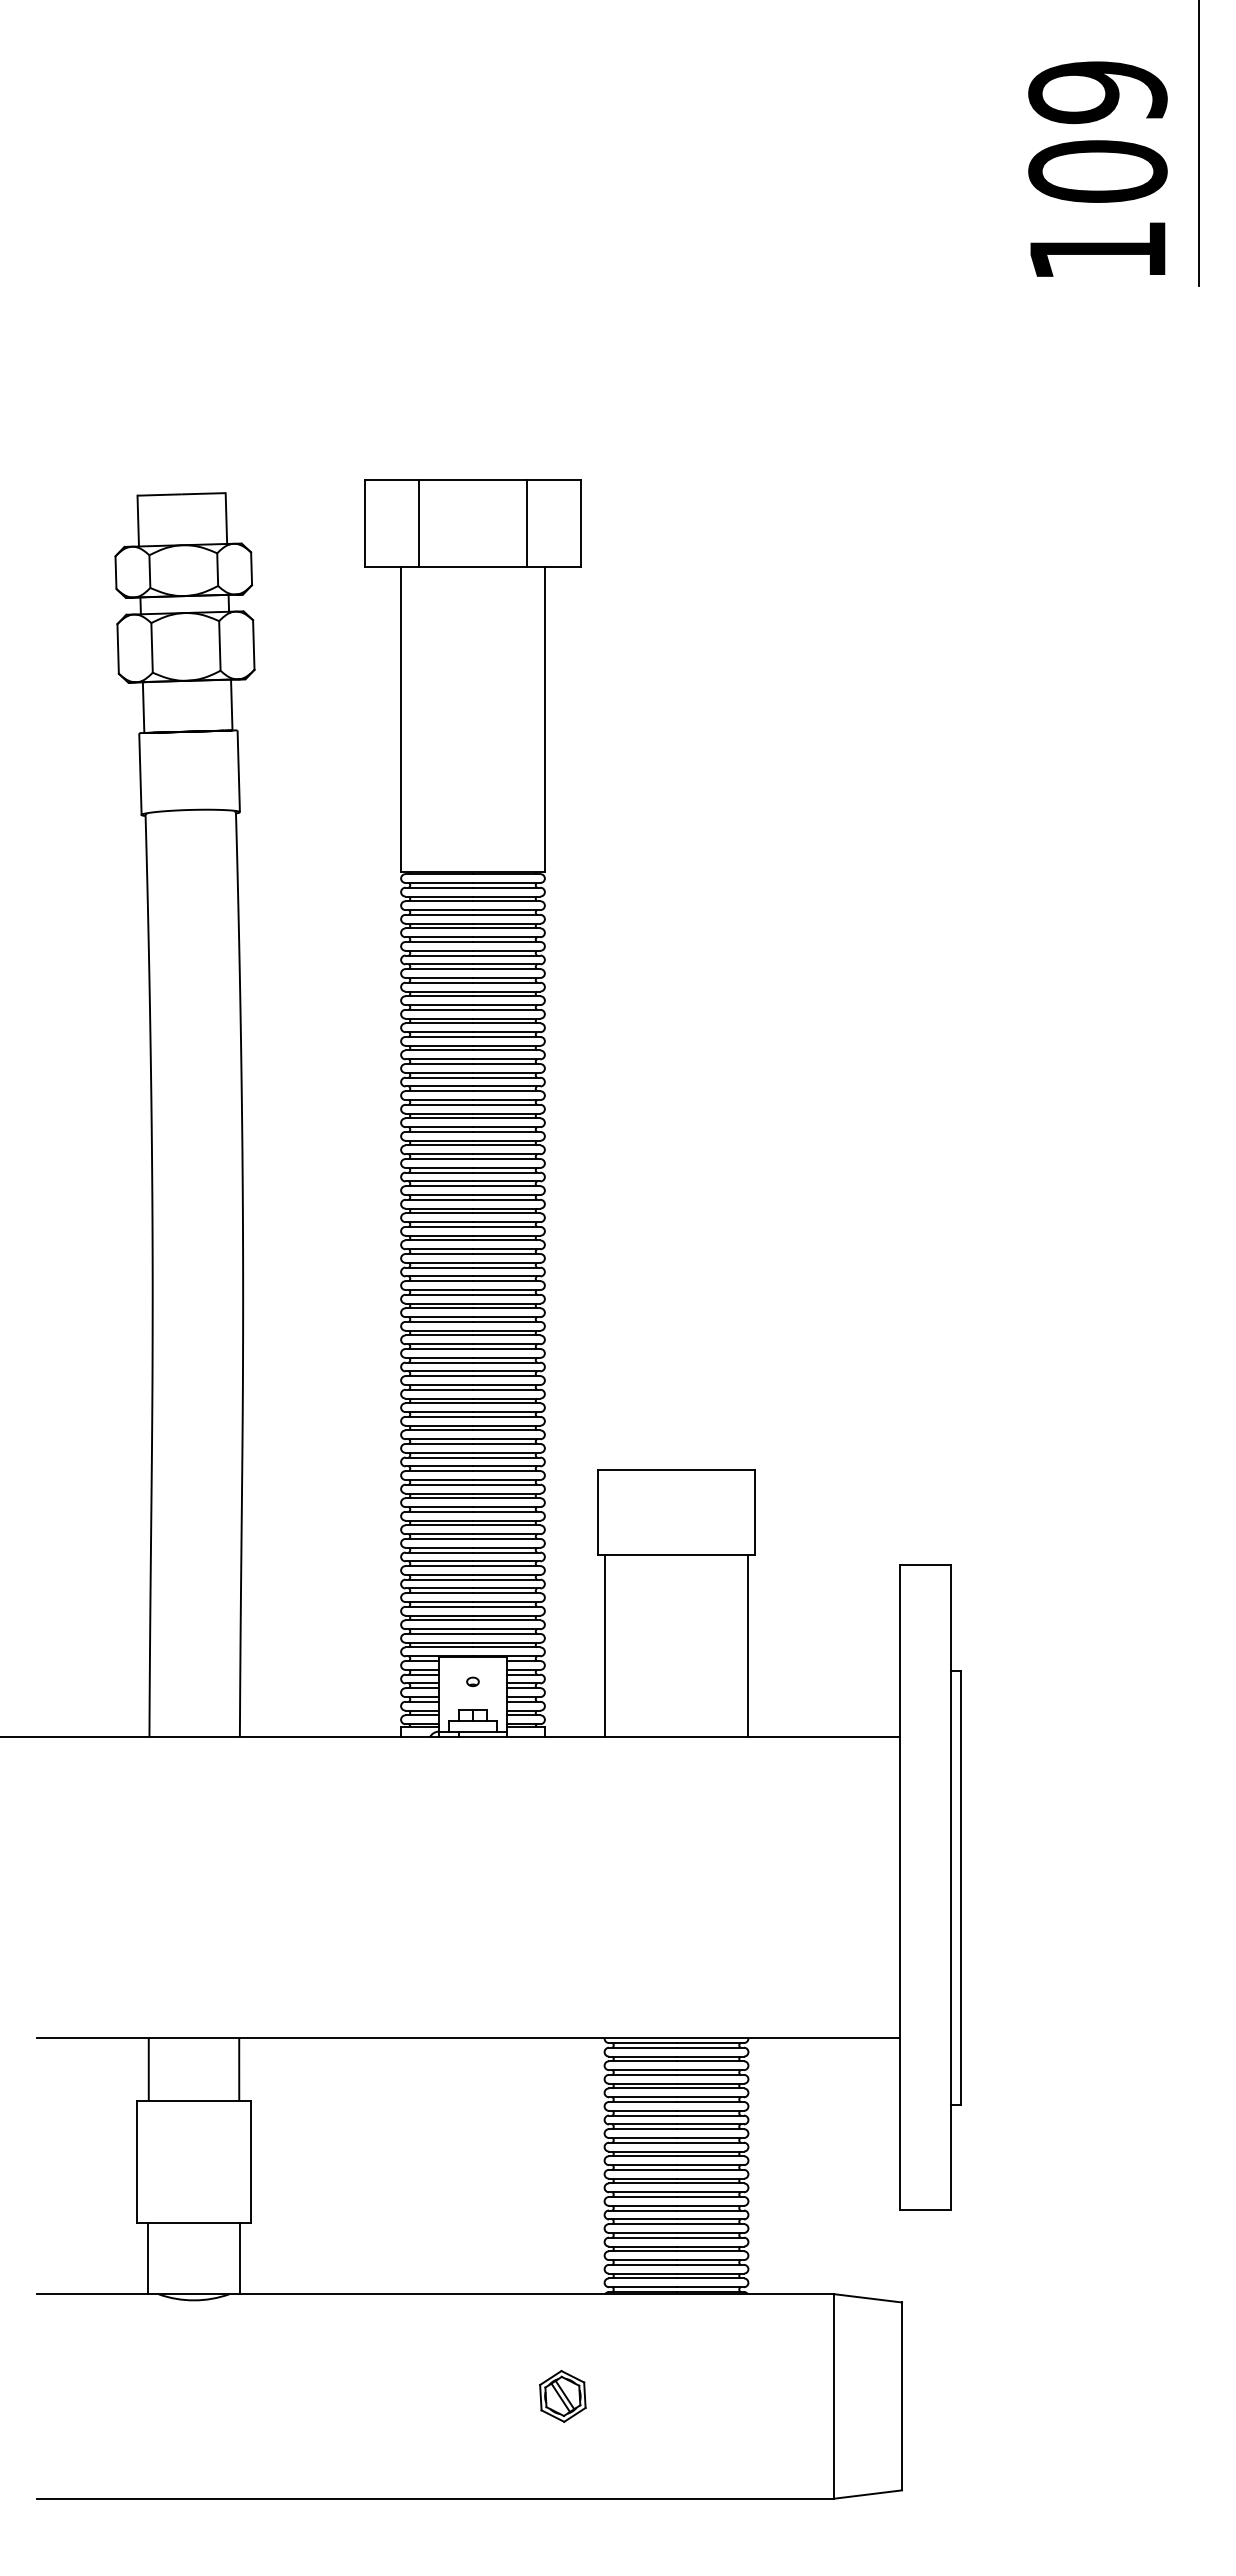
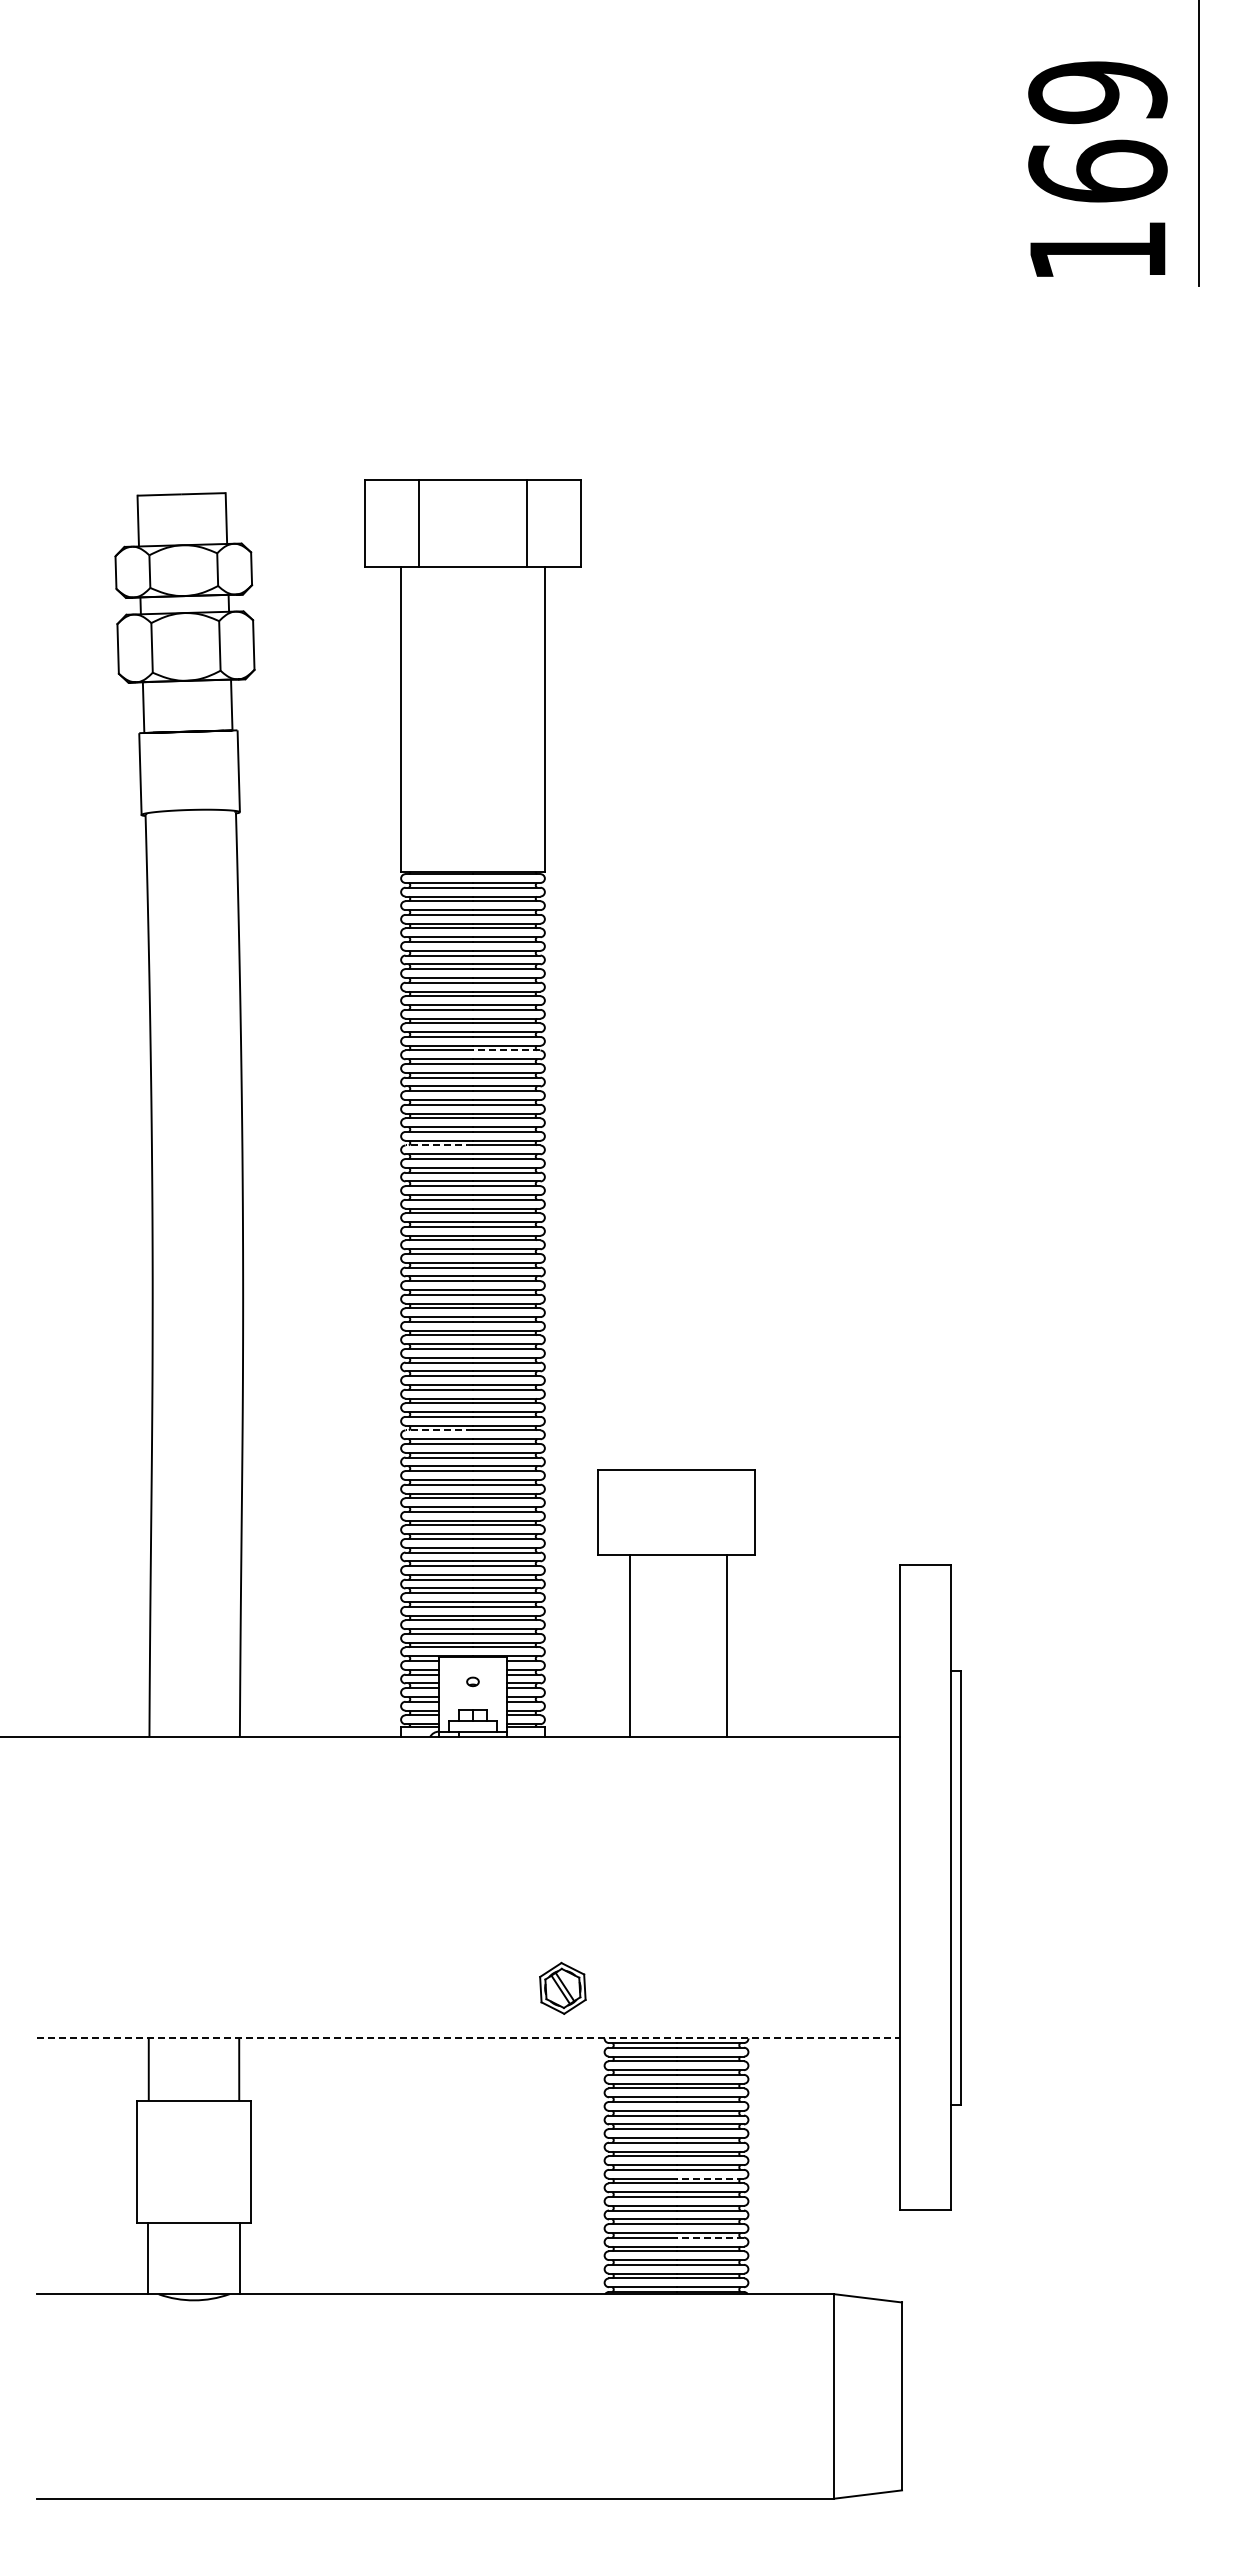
text: 109 -> 169 (1097, 170)
line: solid -> dashed (506, 1050)
line: solid -> dashed (439, 1145)
line: solid -> dashed (439, 1430)
line position: (604, 1645) -> (629, 1645) (629, 1645)
line position: (748, 1645) -> (727, 1645) (727, 1645)
line: solid -> dashed (468, 2038)
line: solid -> dashed (710, 2178)
line: solid -> dashed (710, 2237)
part position: (562, 2395) -> (562, 1987) (562, 1987)
